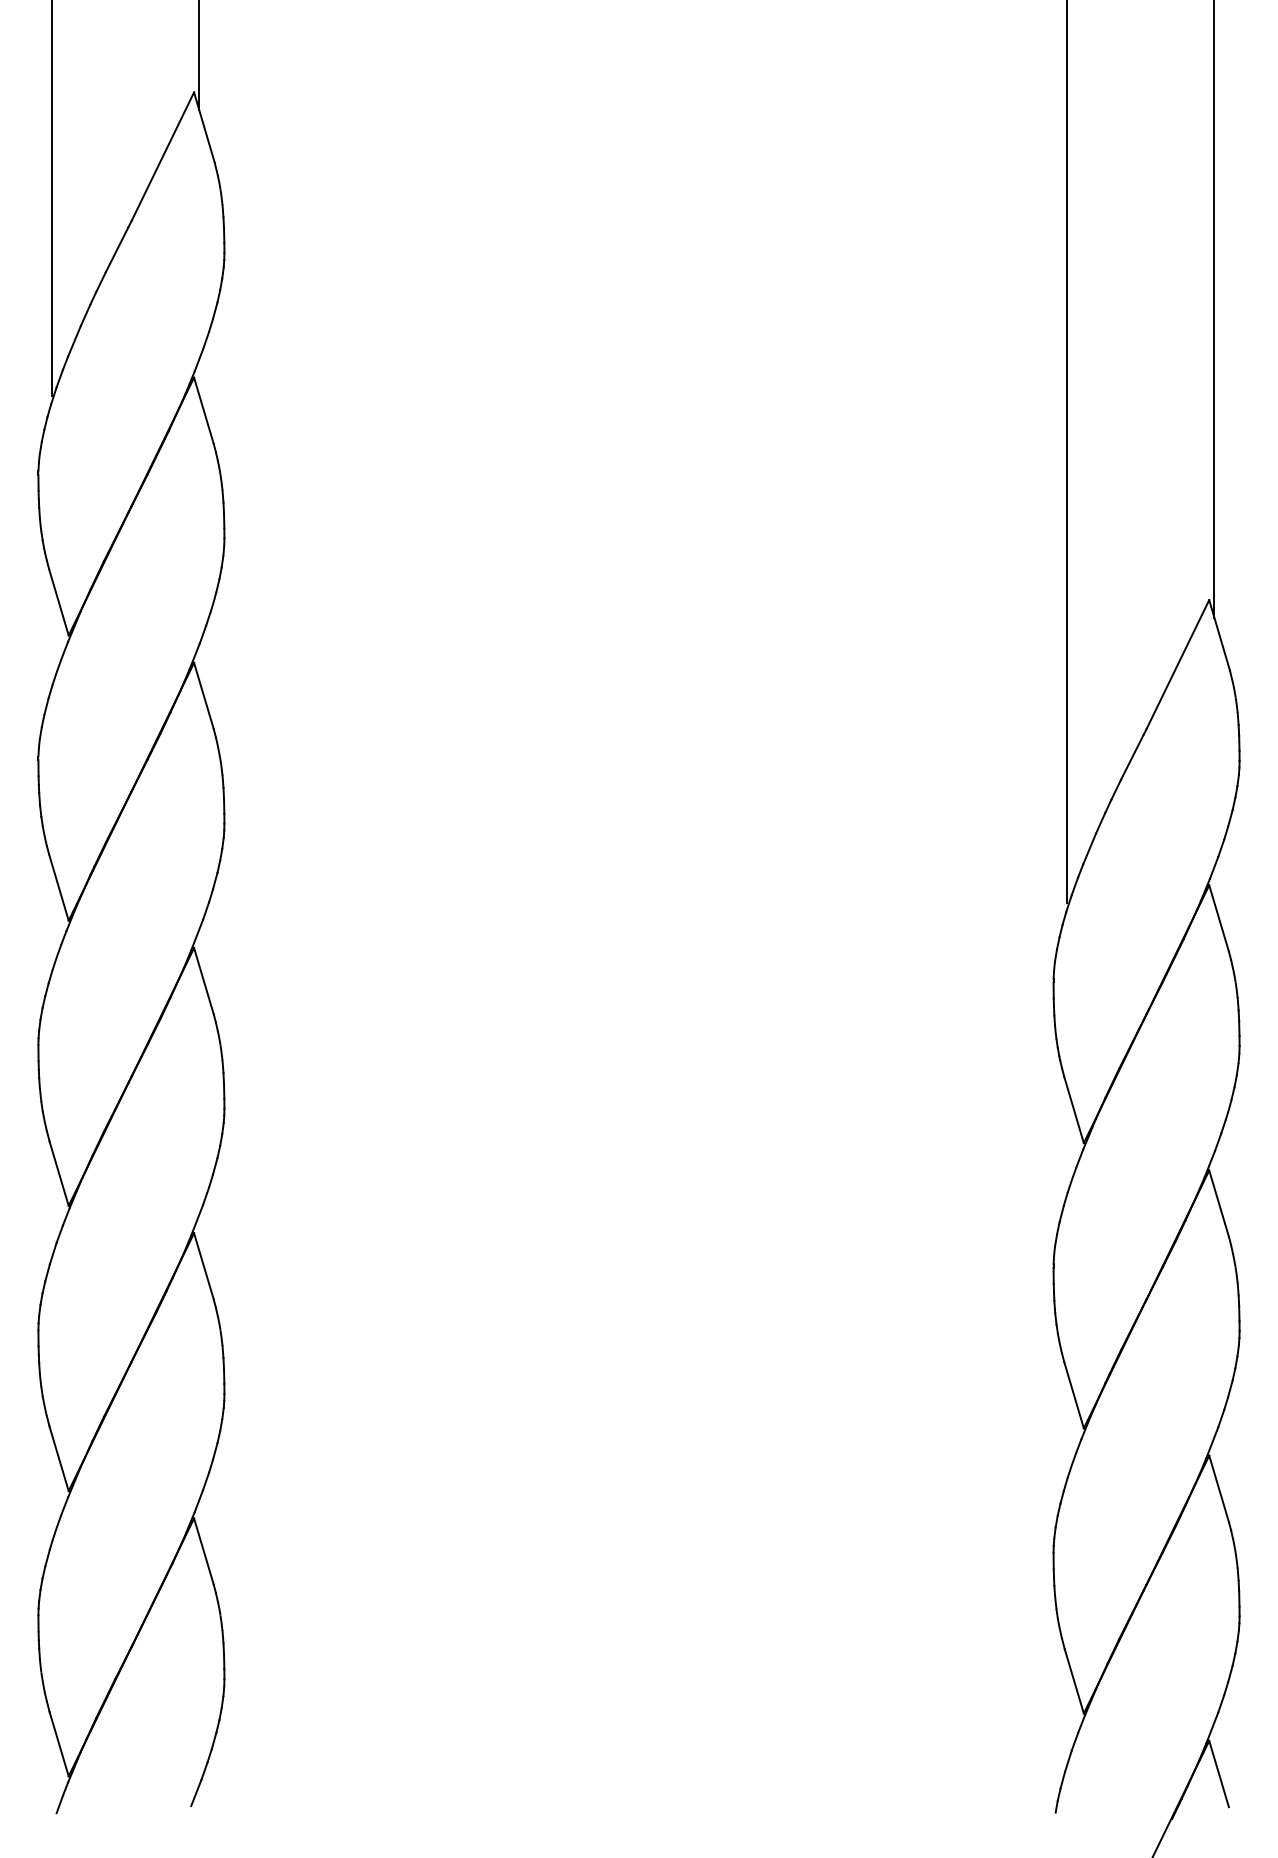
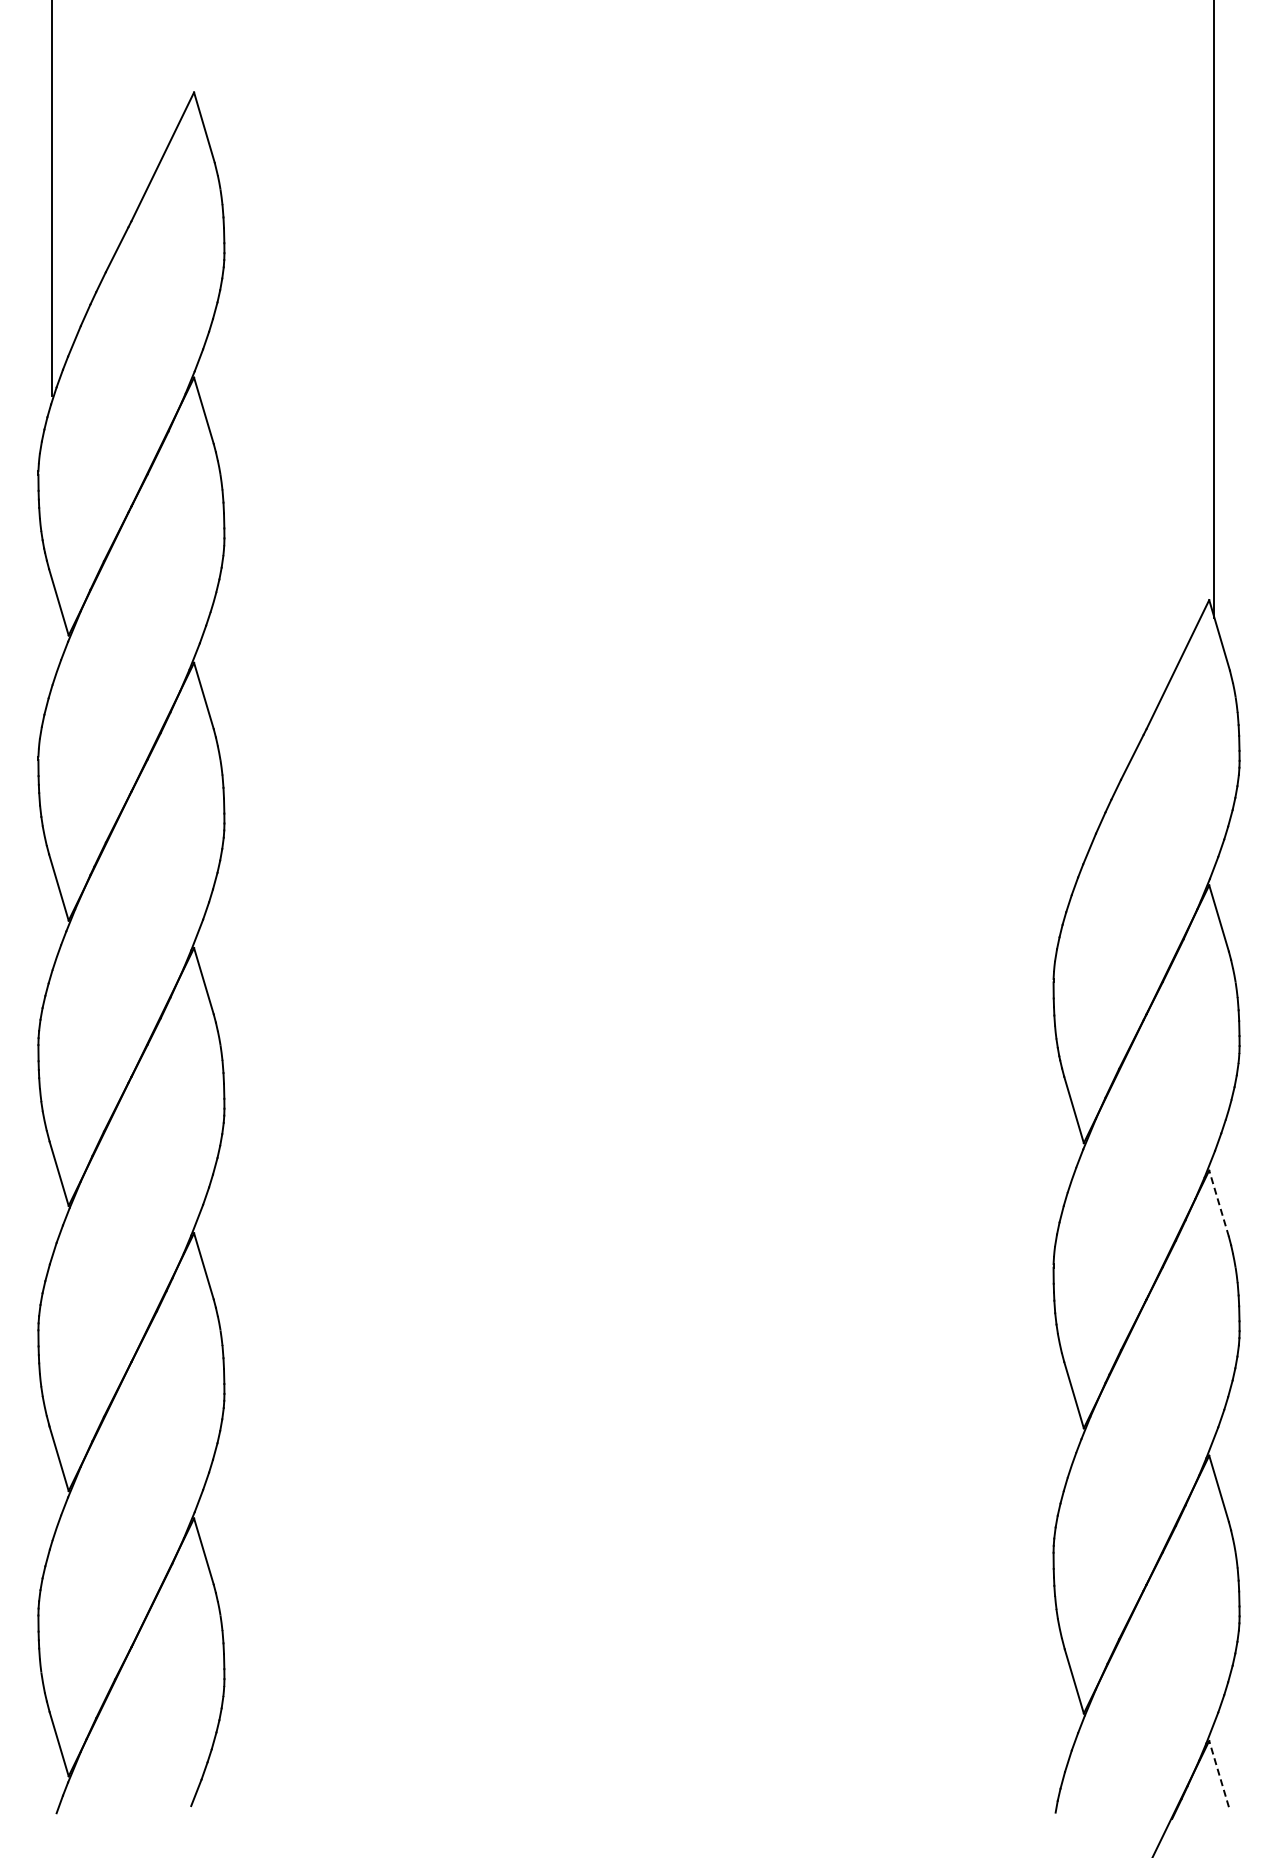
line: present -> none (199, 56)
line: present -> none (1066, 452)
line: solid -> dashed (1219, 1203)
line: solid -> dashed (1219, 1774)
